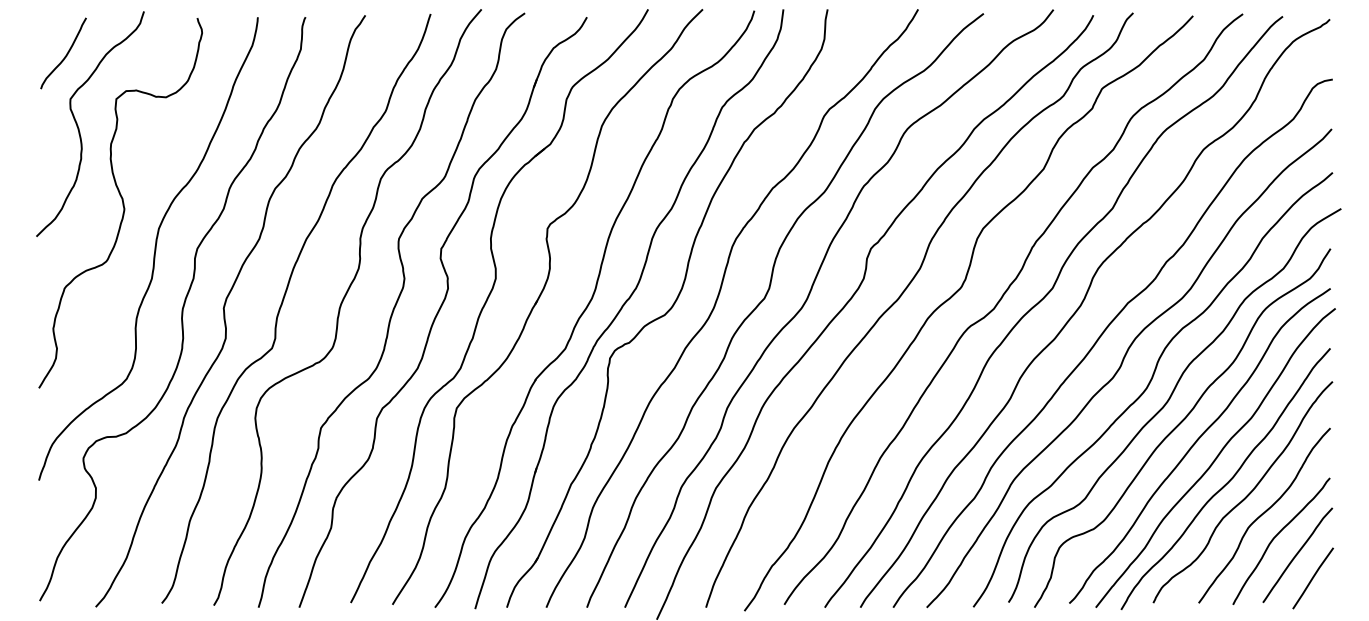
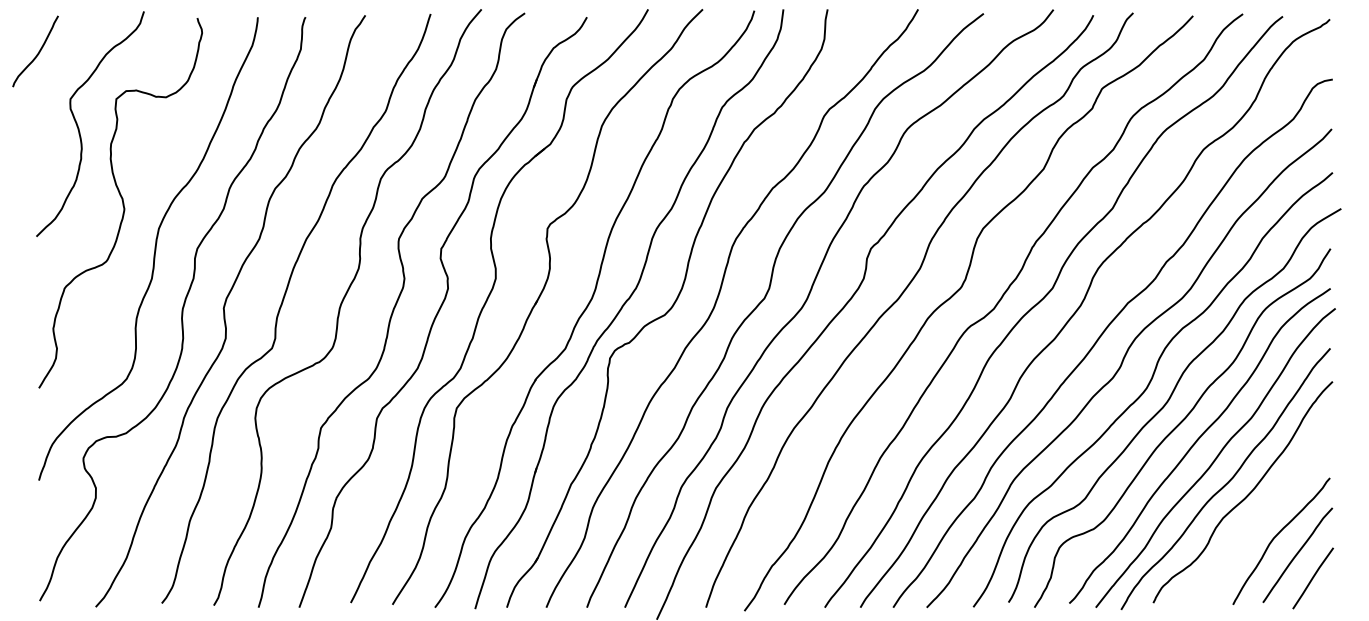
curve position: (65, 55) -> (37, 53) (37, 53)
curve: present -> none (1263, 514)
